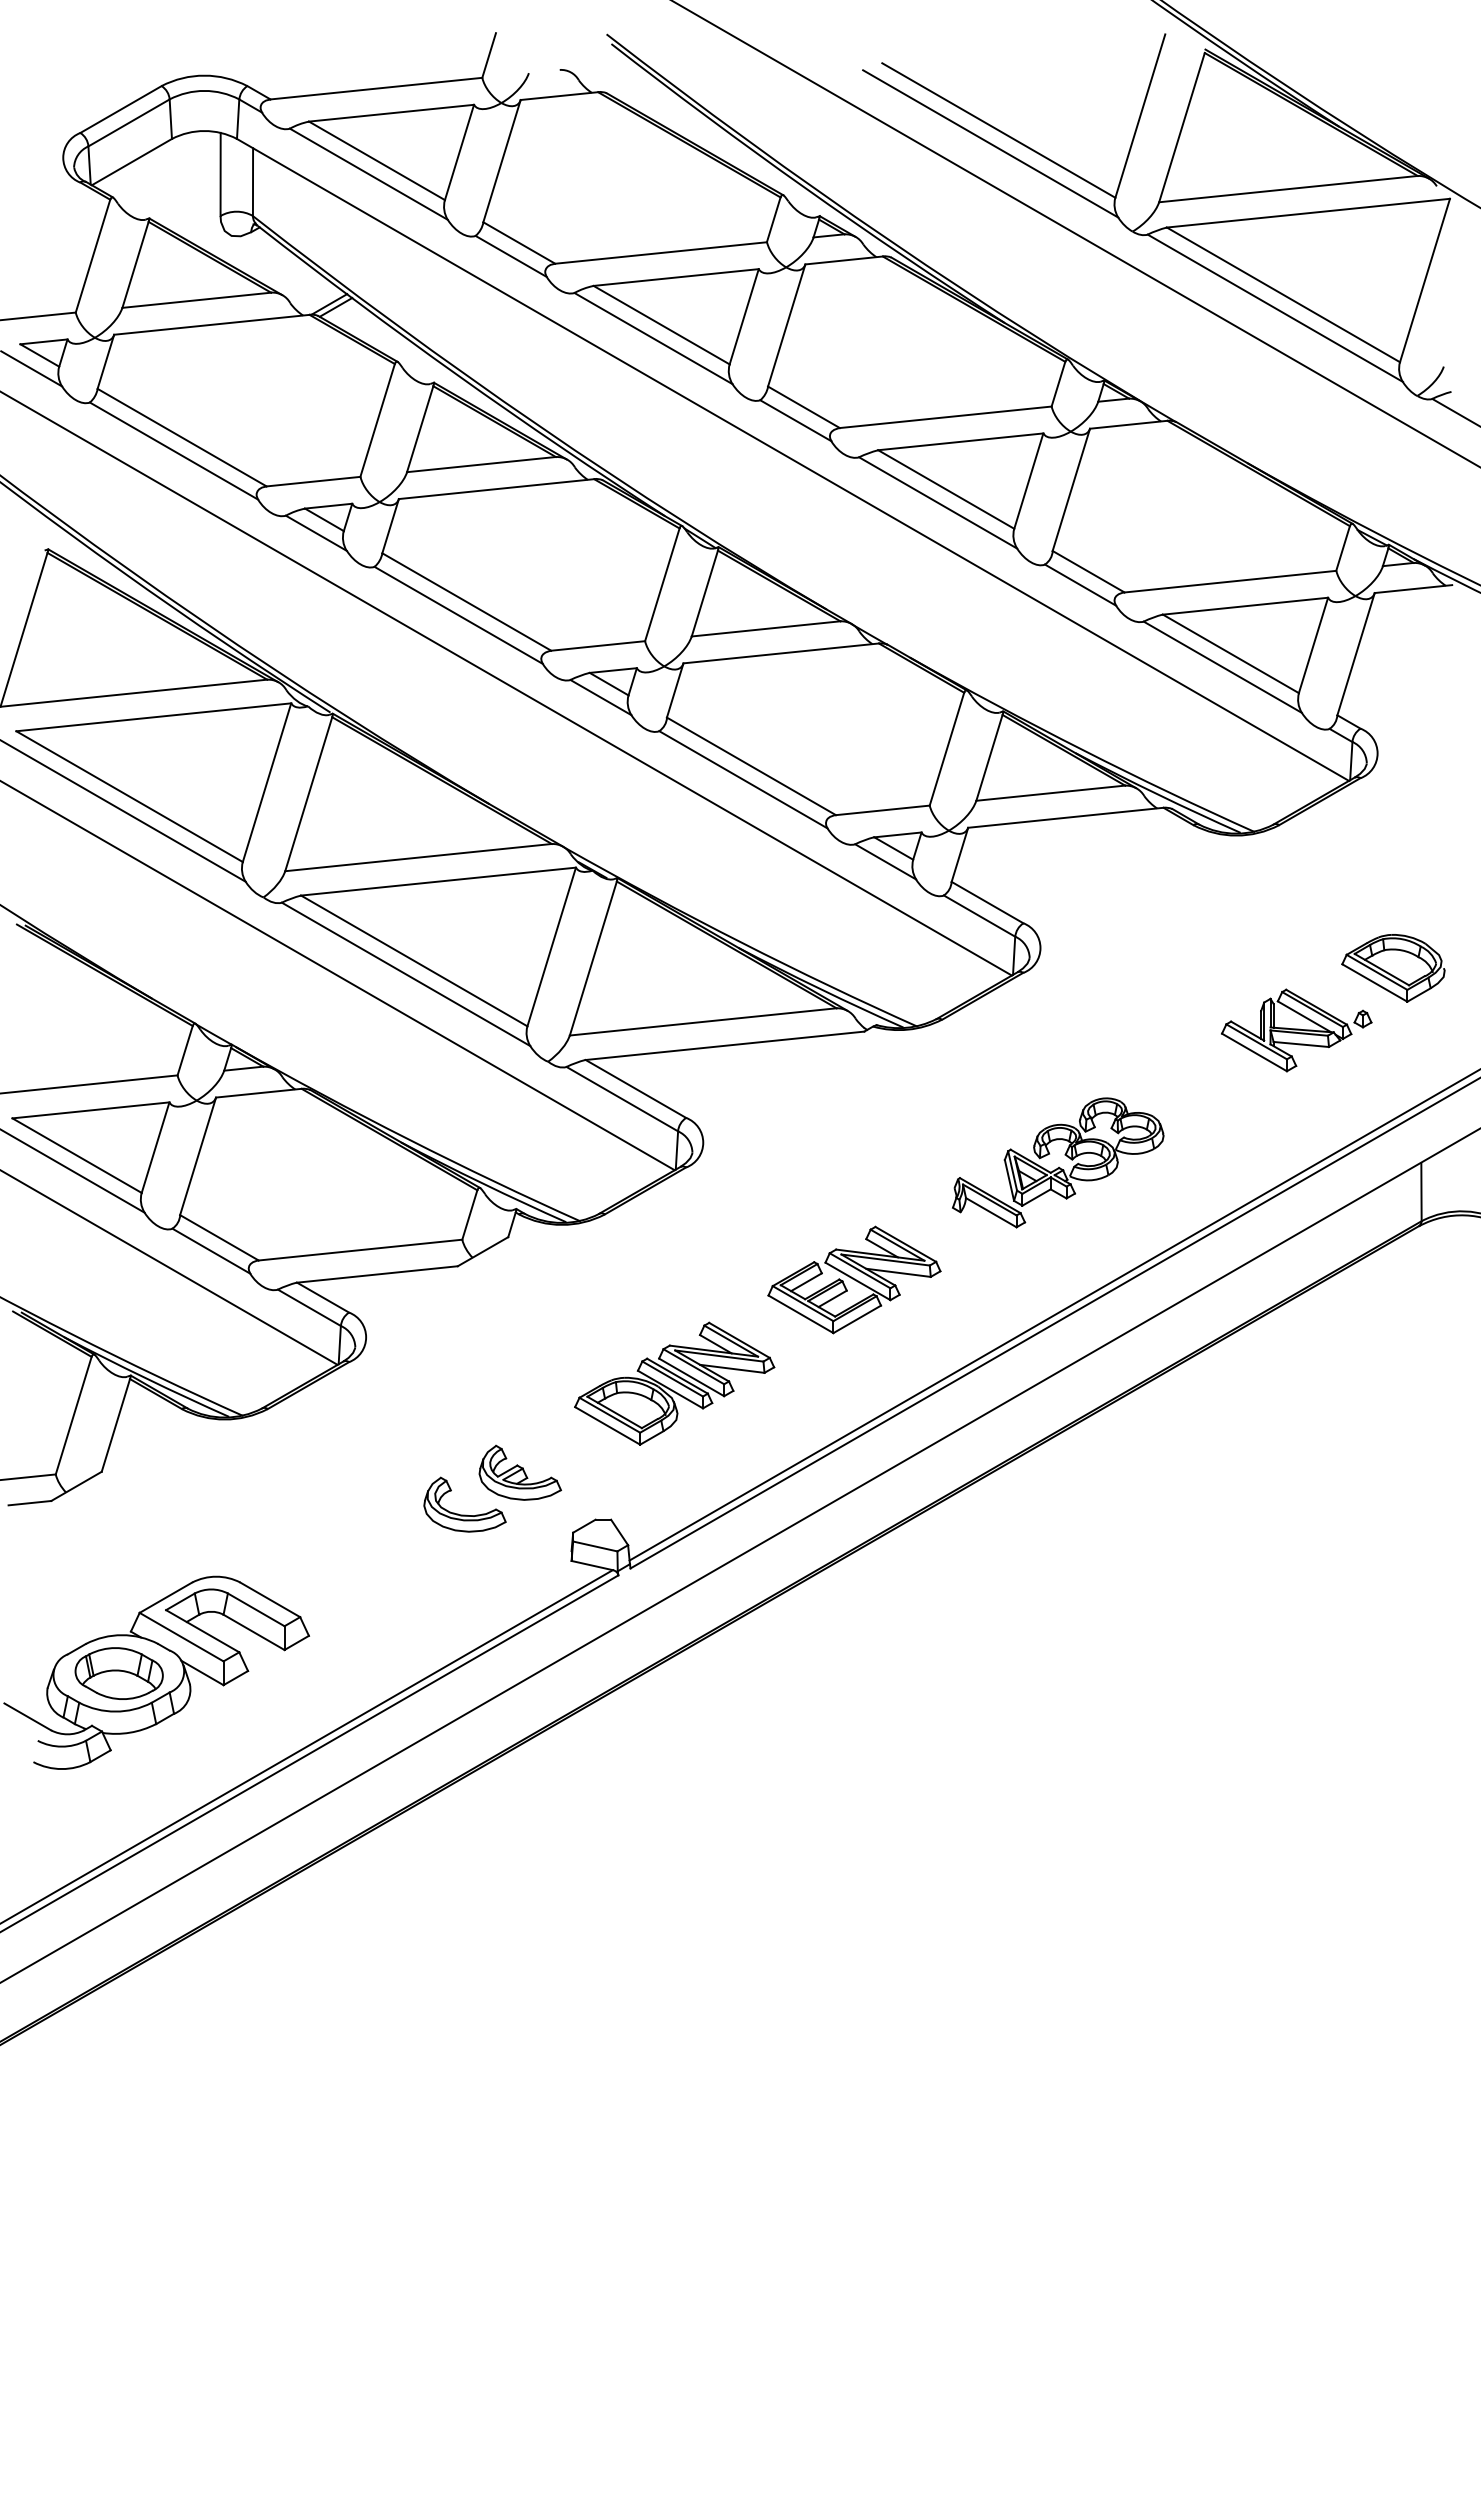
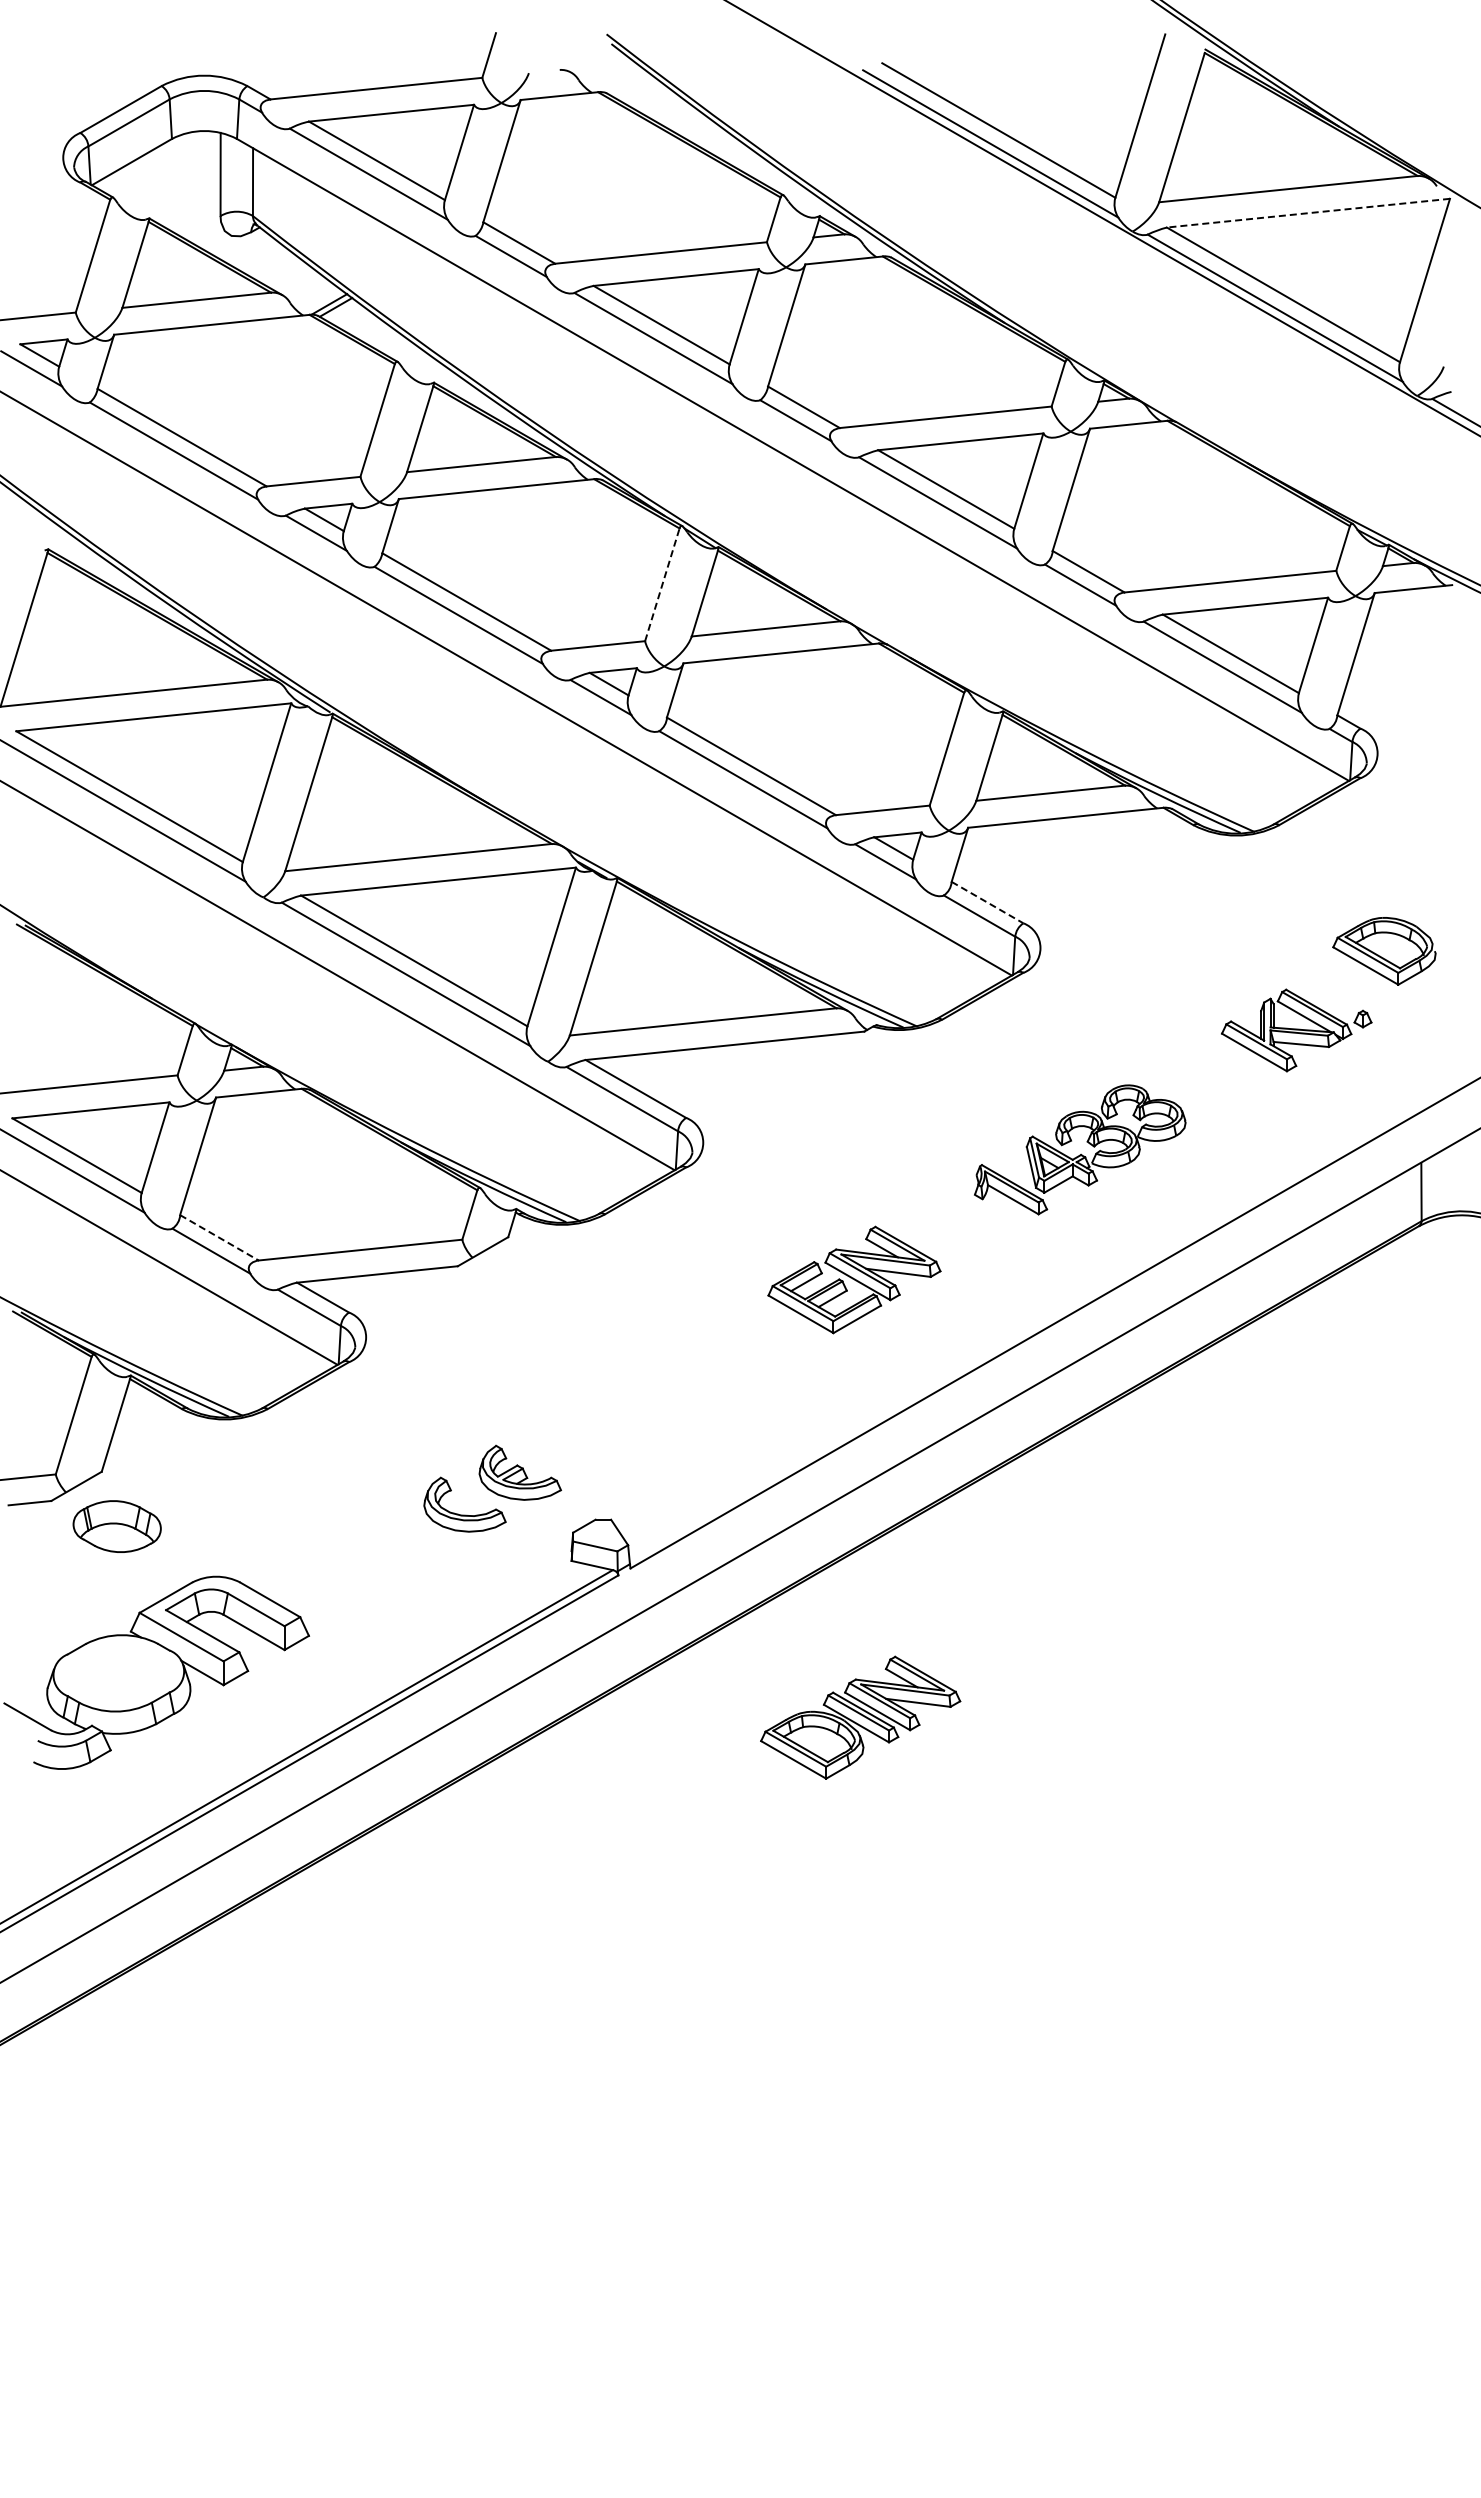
line: solid -> dashed (1307, 213)
line position: (1075, 233) -> (1102, 218) (1102, 218)
line: solid -> dashed (662, 584)
line: solid -> dashed (987, 902)
part position: (1393, 968) -> (1384, 951) (1384, 951)
part position: (1058, 1162) -> (1080, 1149) (1080, 1149)
line: solid -> dashed (219, 1238)
line: present -> none (1053, 1315)
part position: (674, 1383) -> (860, 1717) (860, 1717)
part position: (118, 1673) -> (116, 1526) (116, 1526)
